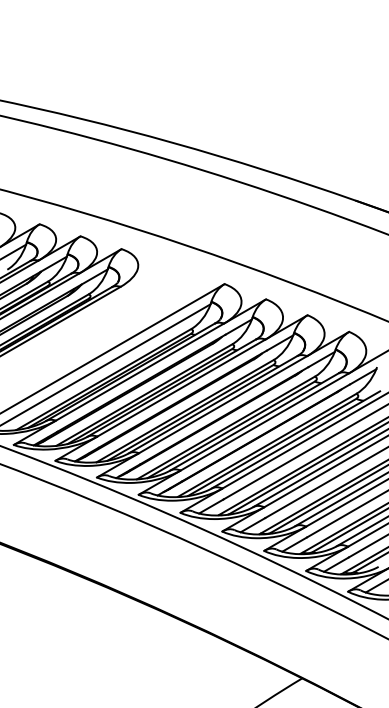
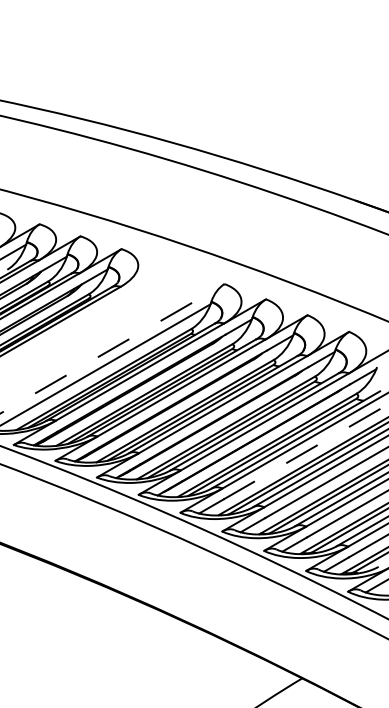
line: solid -> dashed (112, 348)
line: solid -> dashed (306, 451)
